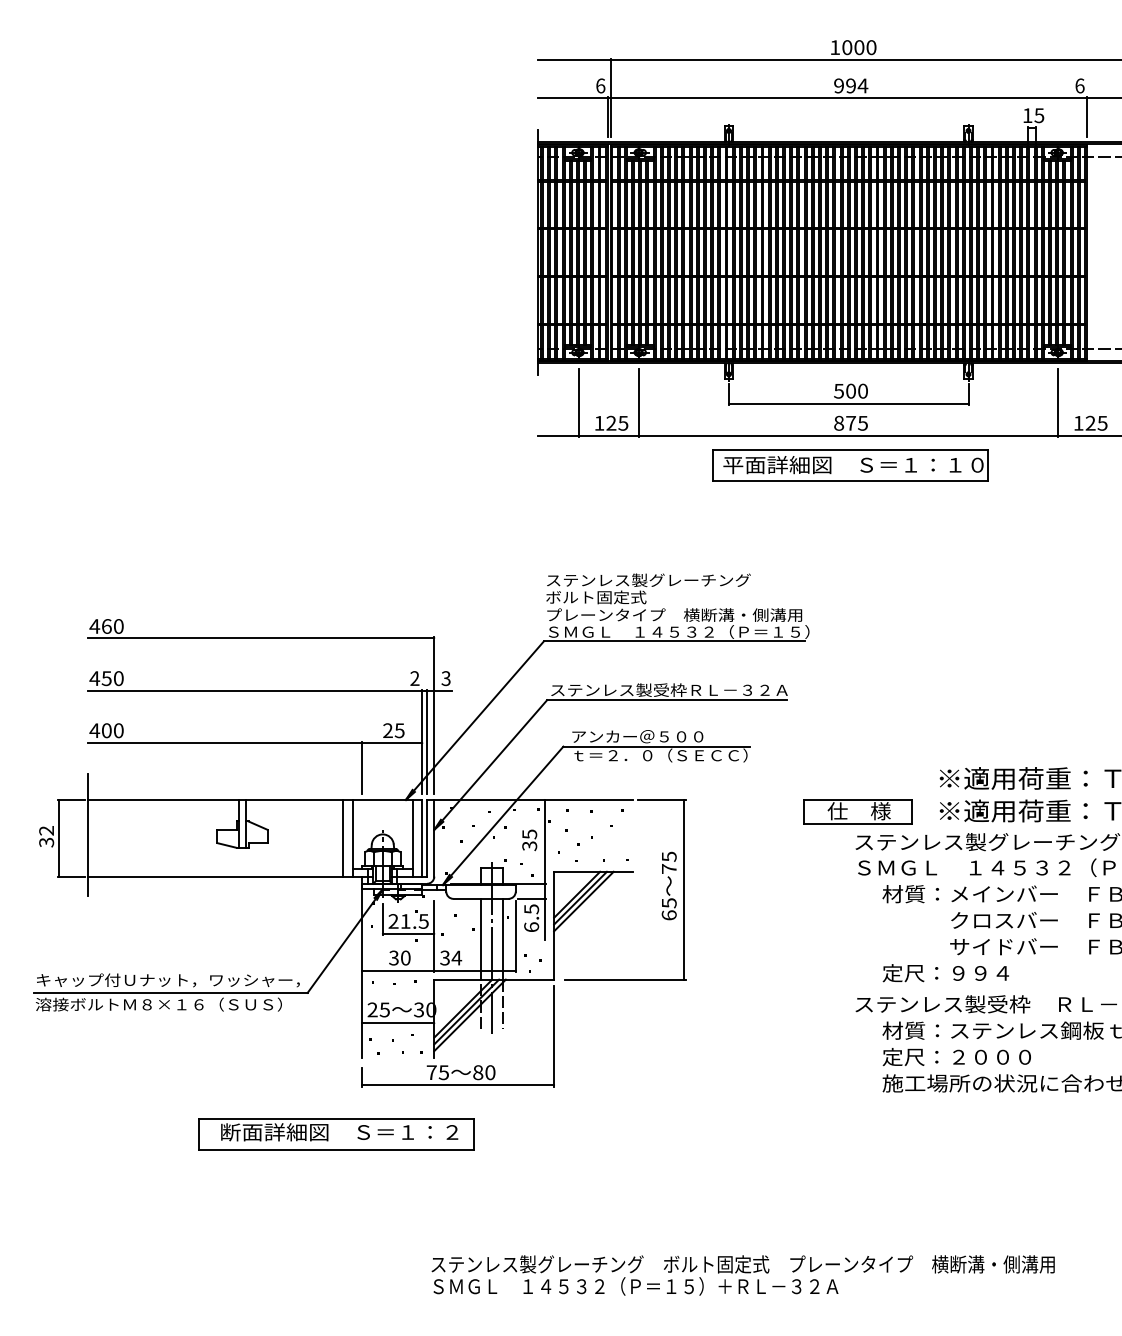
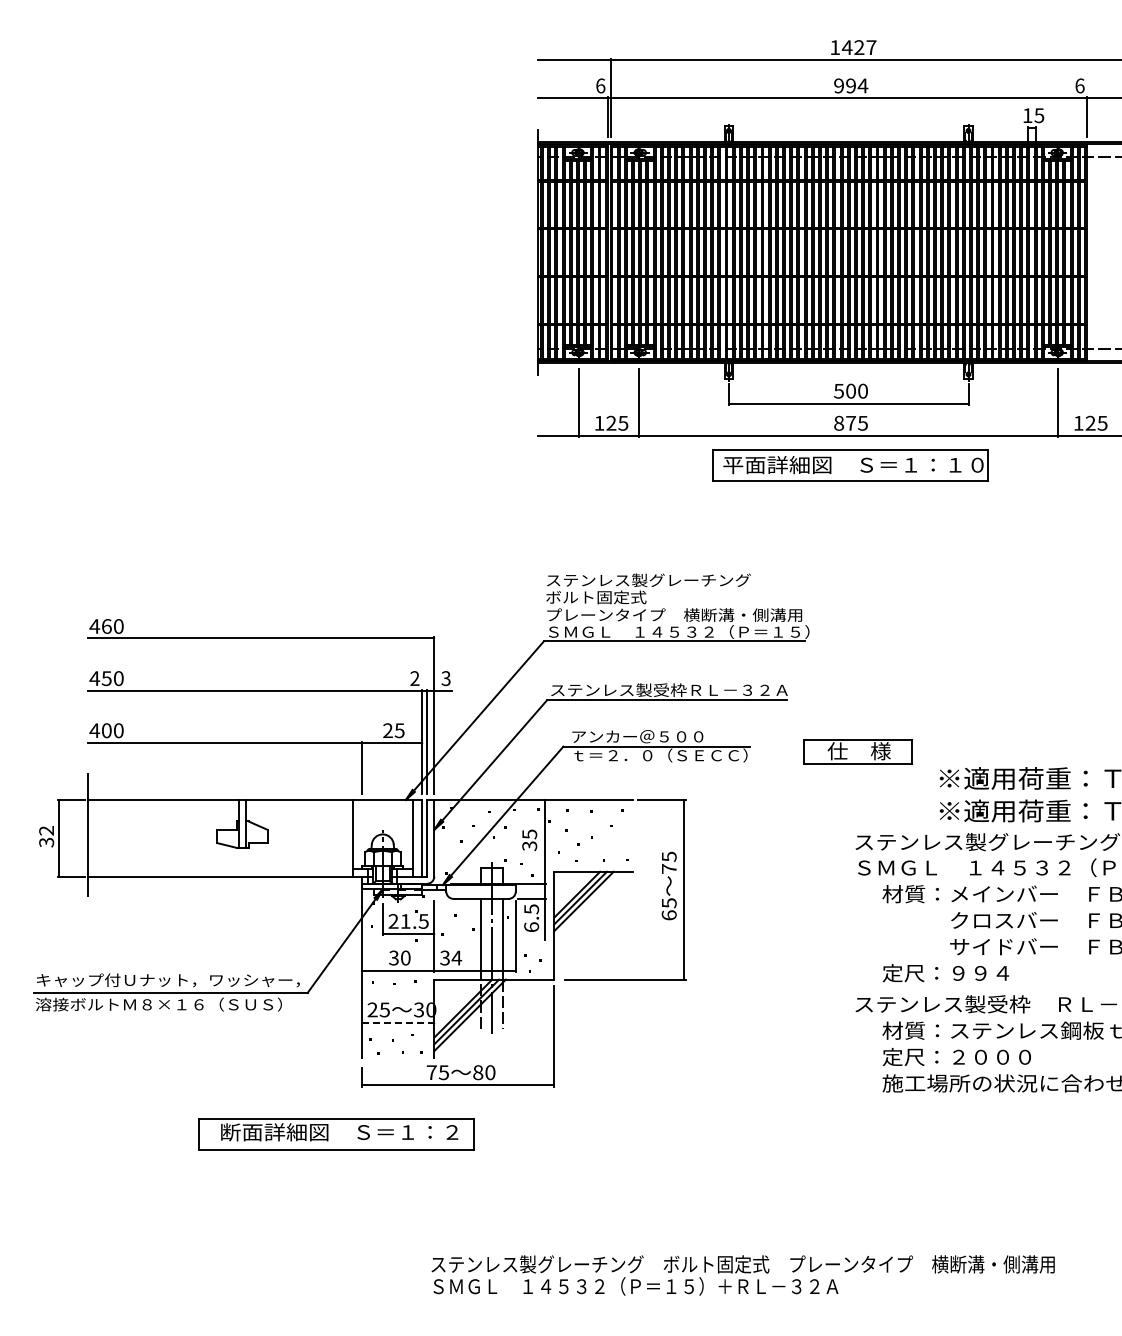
text: 1000 -> 1427 (858, 47)
part position: (857, 811) -> (857, 751) (857, 751)
line: present -> none (343, 837)
line: solid -> dashed (398, 1023)
